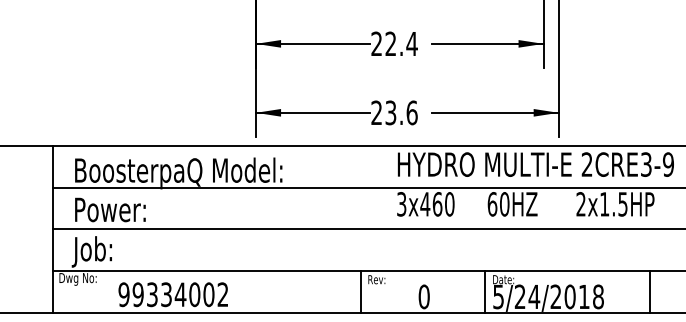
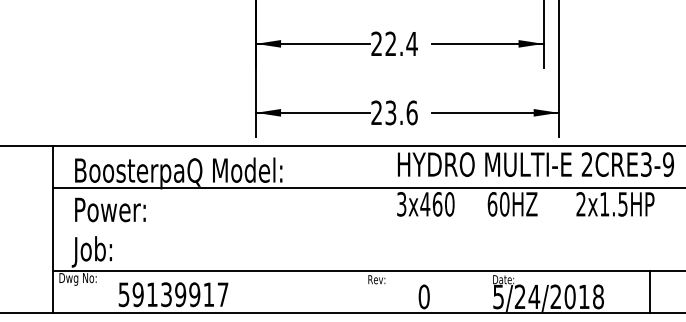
line: present -> none (367, 229)
line: present -> none (360, 291)
line: present -> none (484, 291)
text: 99334002 -> 59139917 (173, 294)
